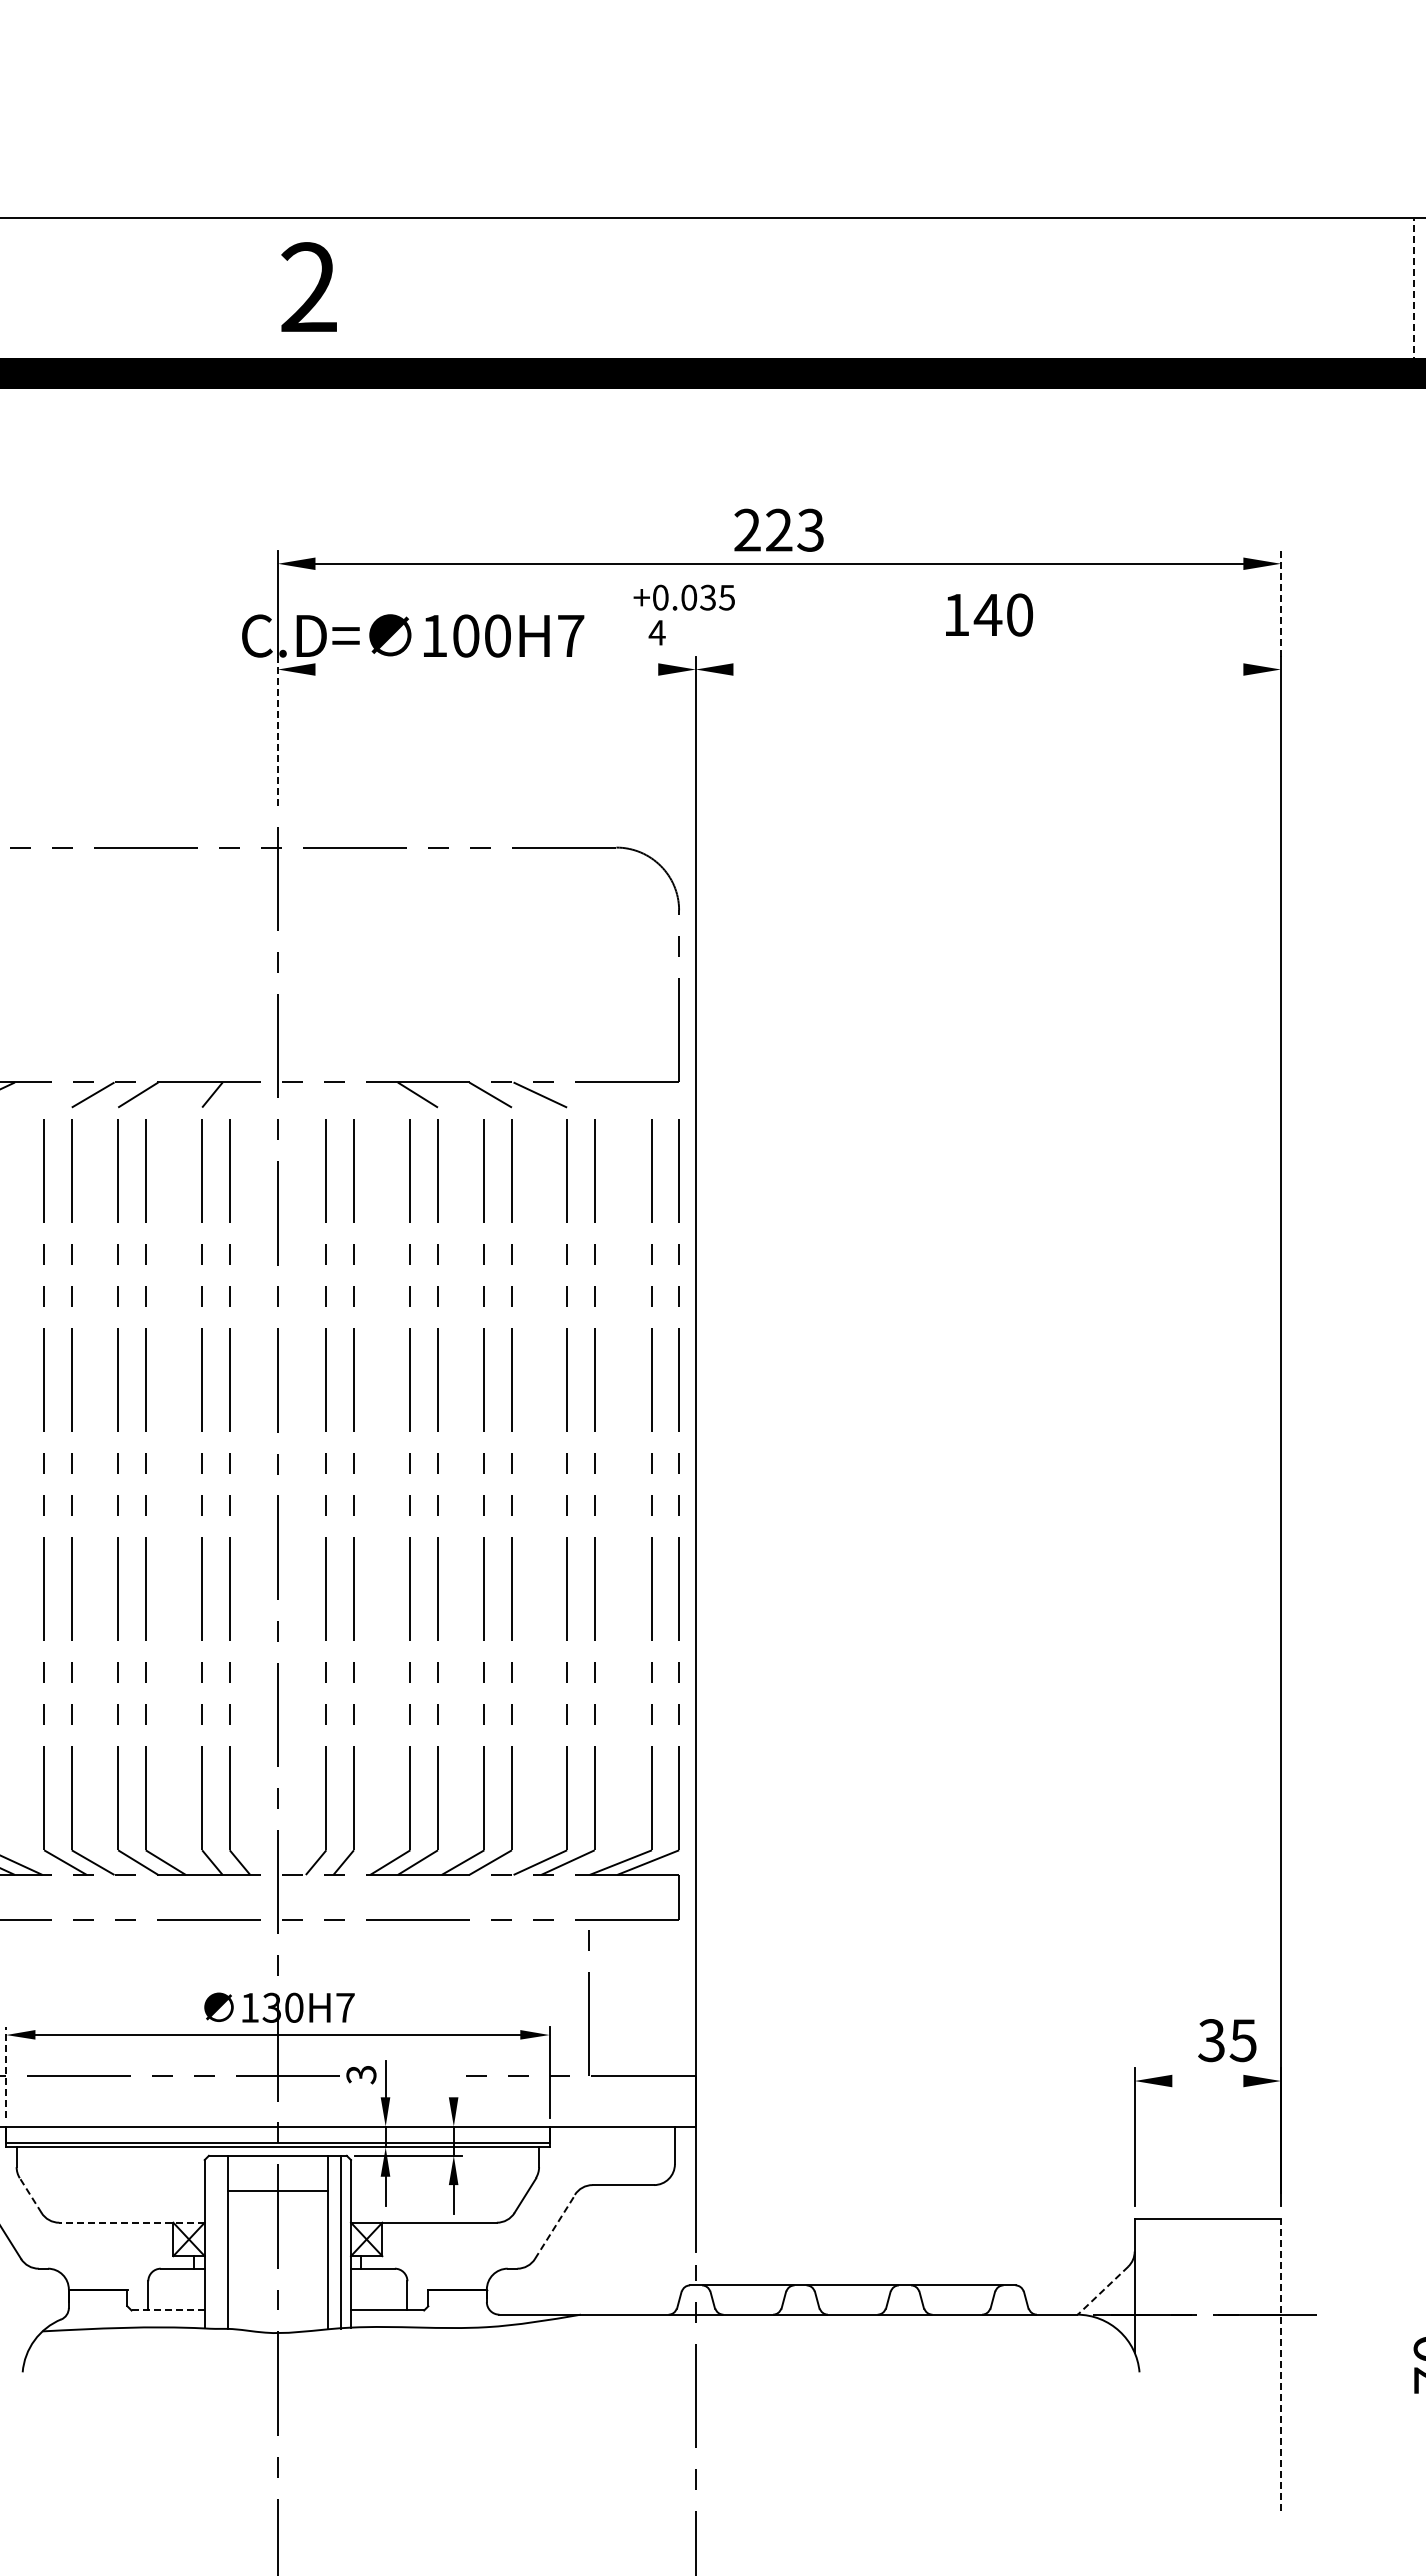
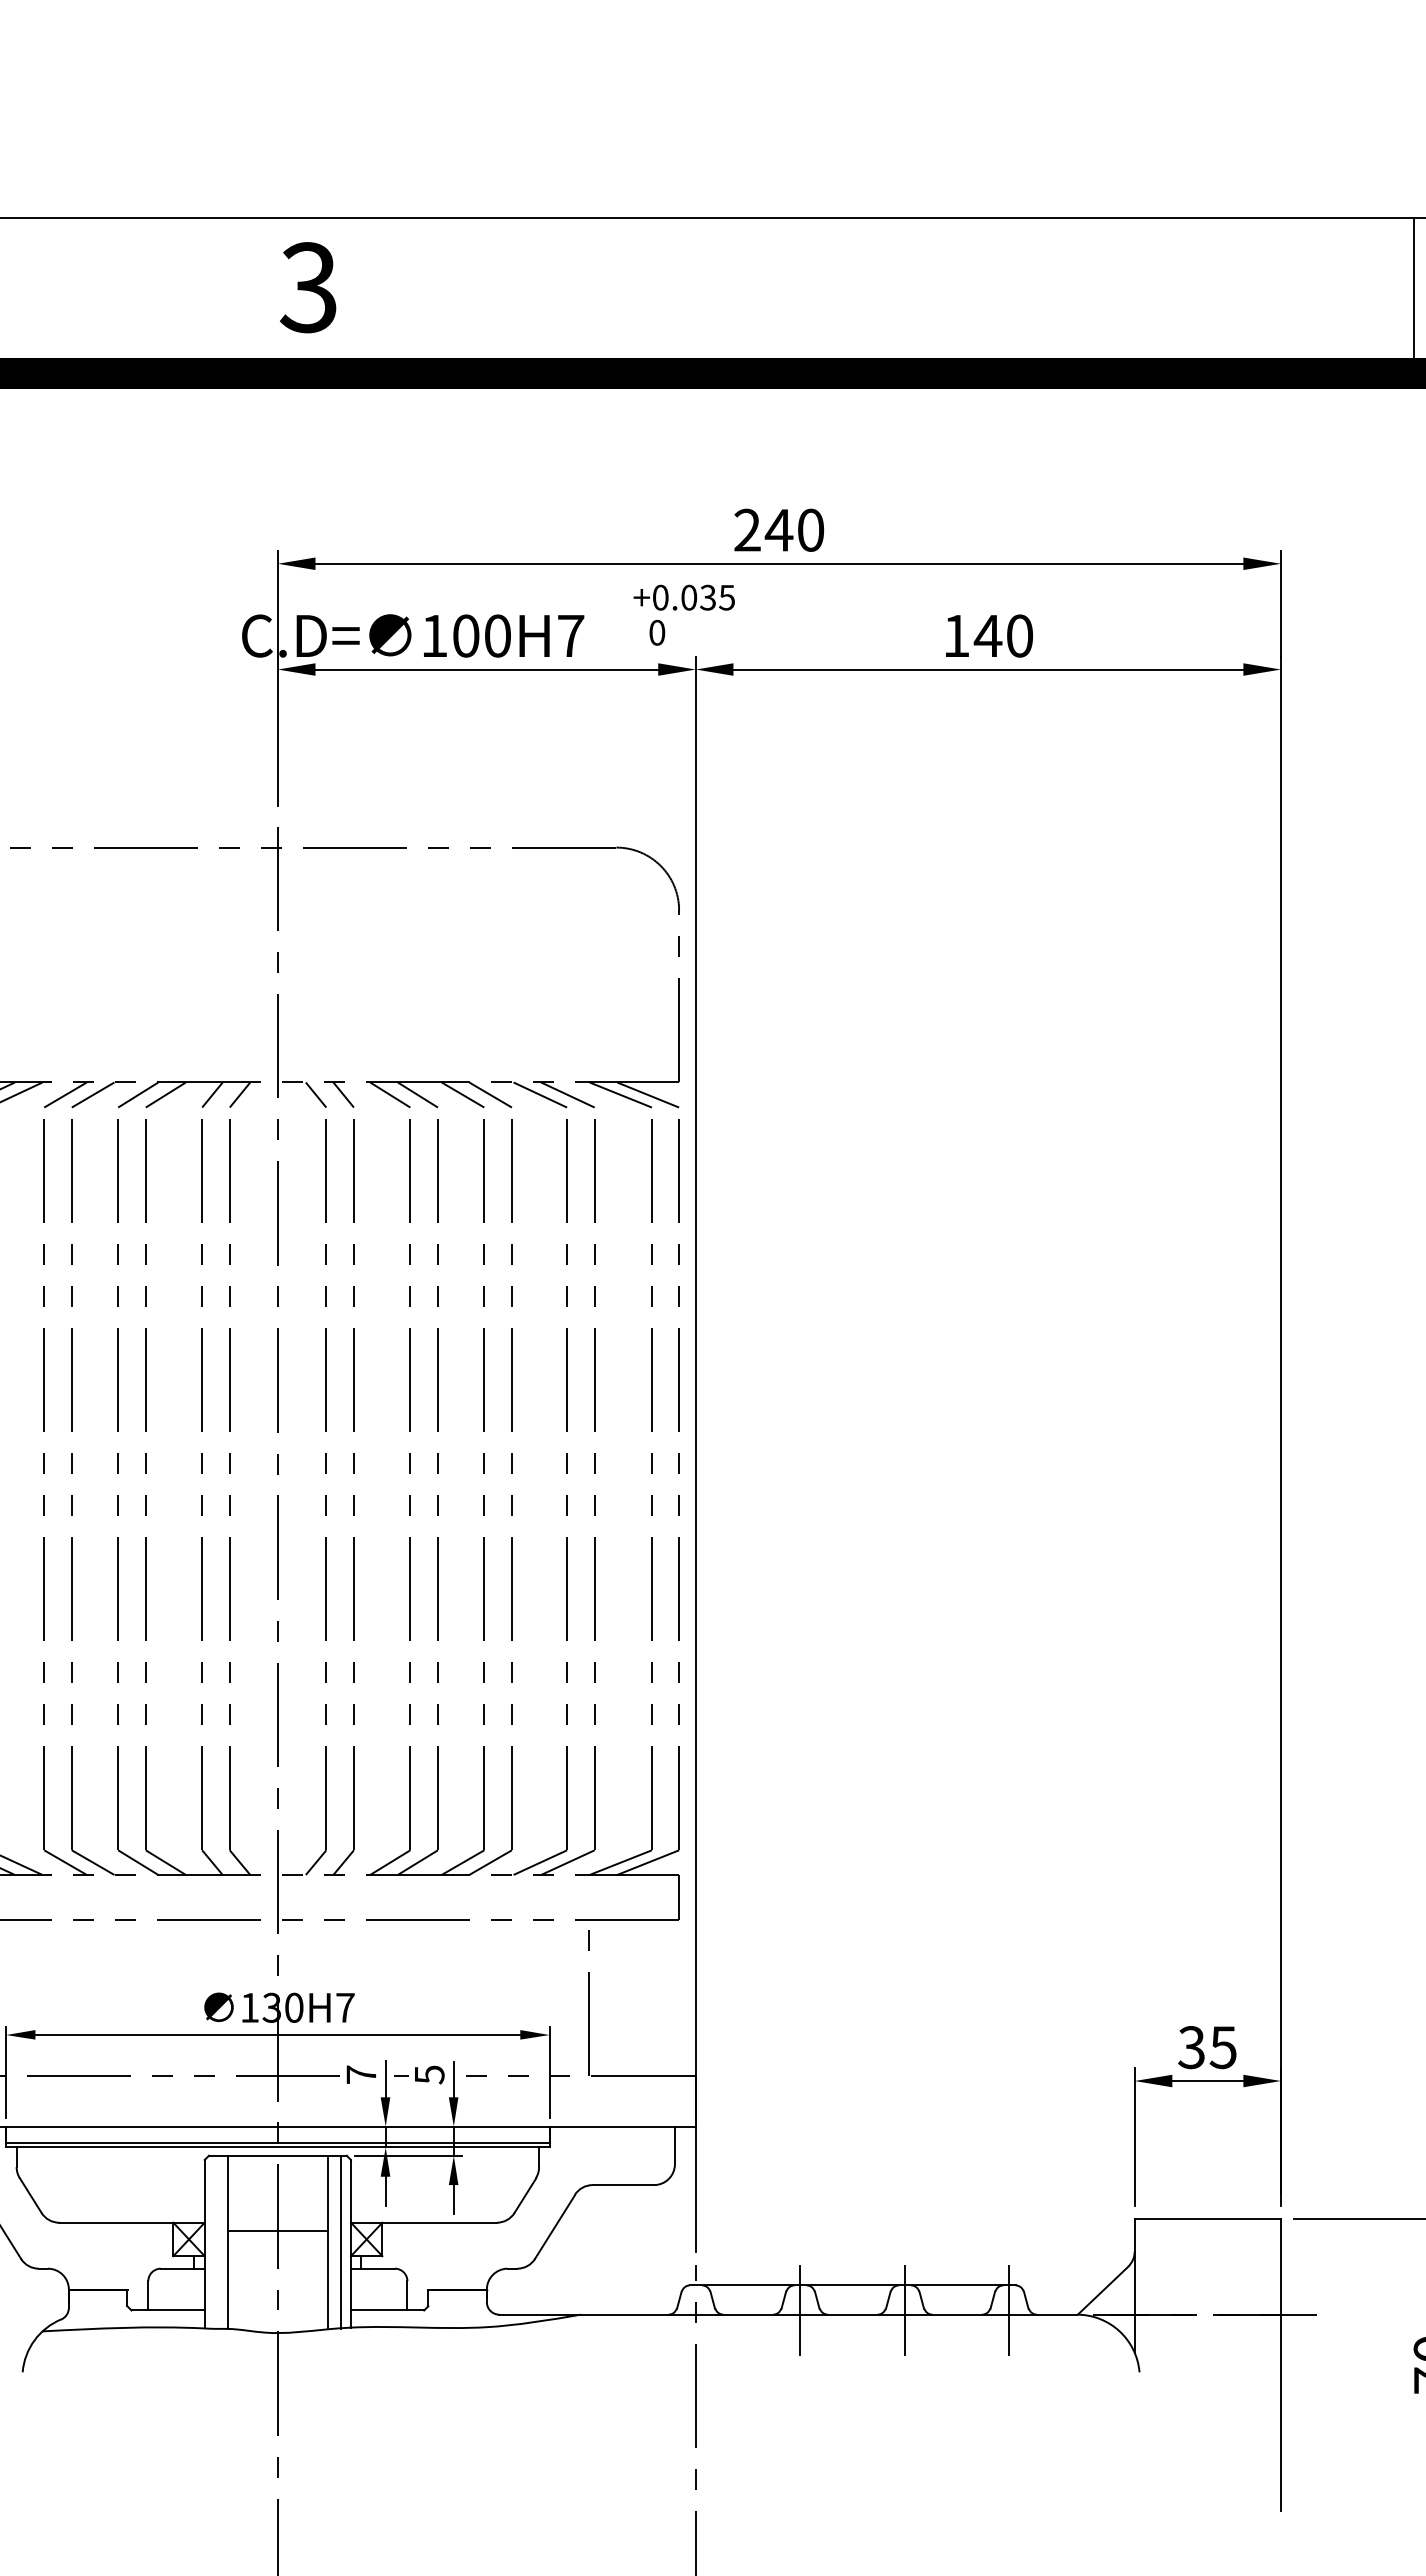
text: 2 -> 3 (307, 287)
line: dashed -> solid (1413, 297)
text: 223 -> 240 (794, 529)
line: dashed -> solid (1281, 604)
text position: (989, 614) -> (989, 635) (989, 635)
text: 4 -> 0 (656, 632)
line: none -> present (486, 669)
line: none -> present (988, 669)
line: dashed -> solid (277, 730)
line: none -> present (22, 1091)
line: none -> present (65, 1094)
line: none -> present (165, 1094)
line: none -> present (239, 1094)
line: none -> present (315, 1094)
line: none -> present (343, 1094)
line: none -> present (390, 1094)
line: none -> present (462, 1094)
line: none -> present (567, 1094)
line: none -> present (620, 1094)
line: none -> present (648, 1094)
text position: (1227, 2040) -> (1207, 2047) (1207, 2047)
line: dashed -> solid (6, 2072)
text: 3 -> 7 (361, 2074)
part: none -> present (419, 2074)
line: none -> present (453, 2079)
line: none -> present (1207, 2081)
line position: (277, 2190) -> (277, 2230) (277, 2230)
line: dashed -> solid (30, 2195)
line: none -> present (1357, 2218)
line: dashed -> solid (132, 2222)
line: dashed -> solid (554, 2227)
line: dashed -> solid (1103, 2290)
line: dashed -> solid (168, 2310)
line: none -> present (800, 2310)
line: none -> present (904, 2310)
line: none -> present (1009, 2310)
line: dashed -> solid (1281, 2364)
